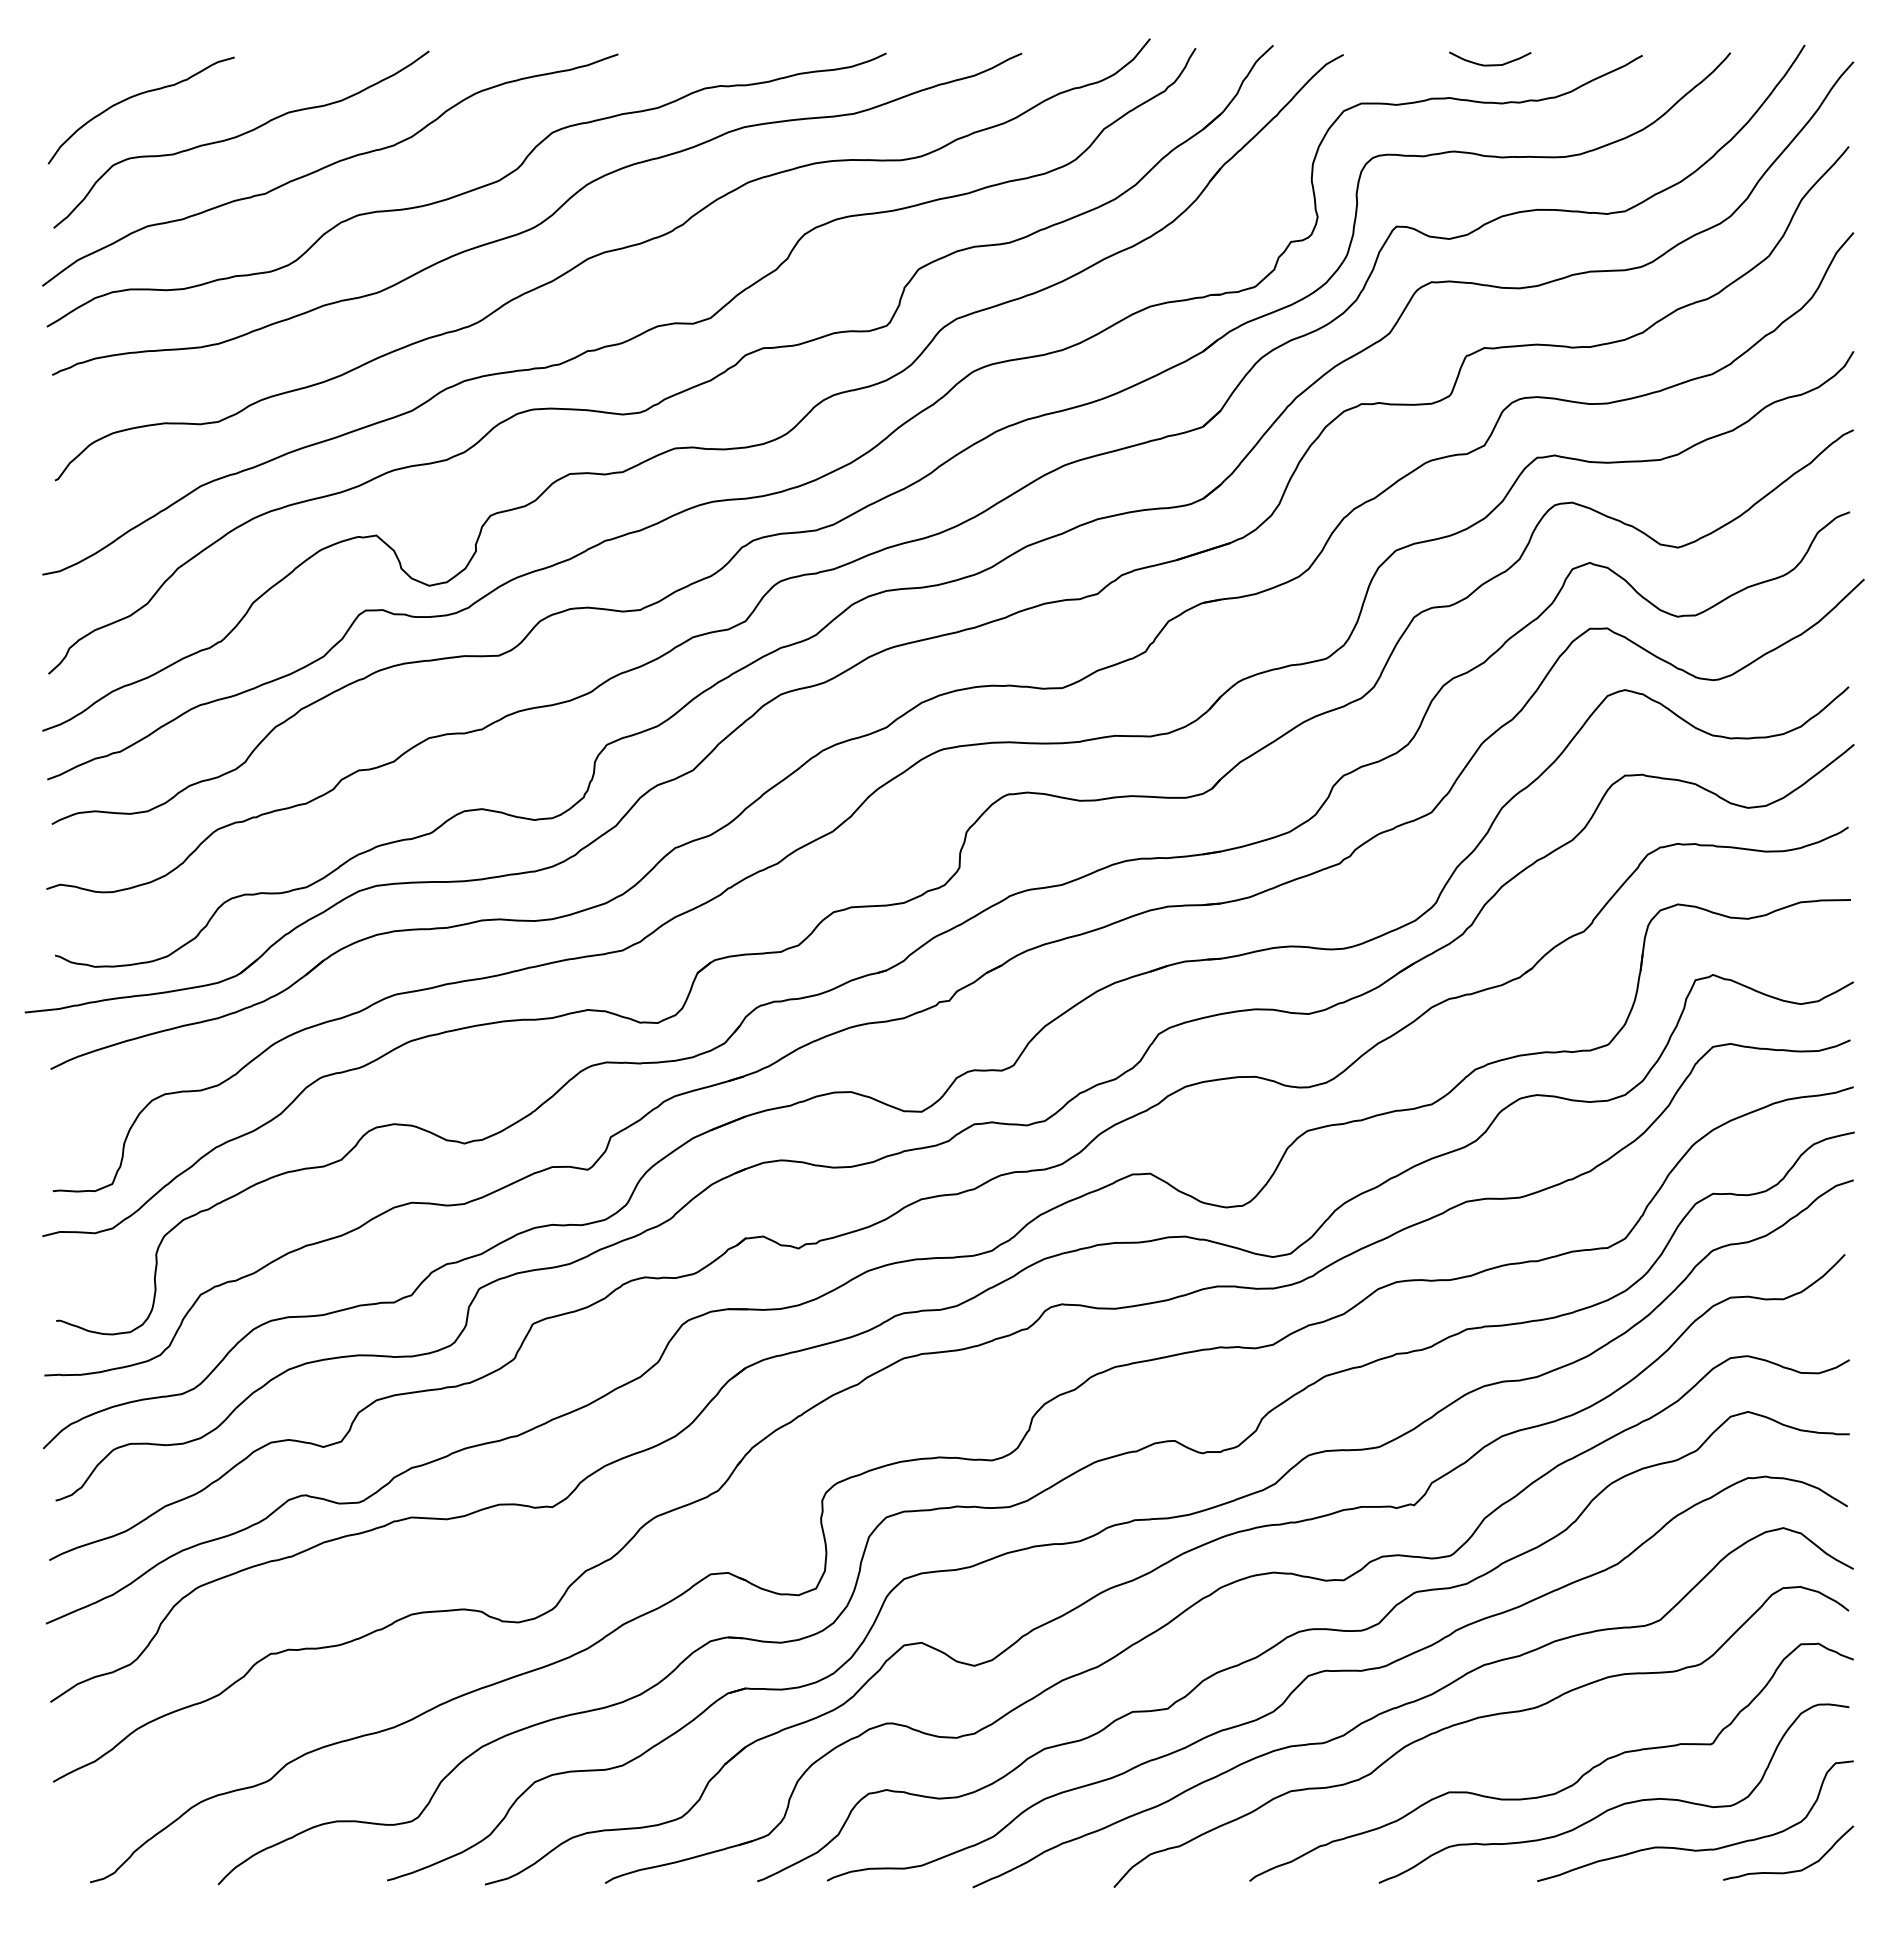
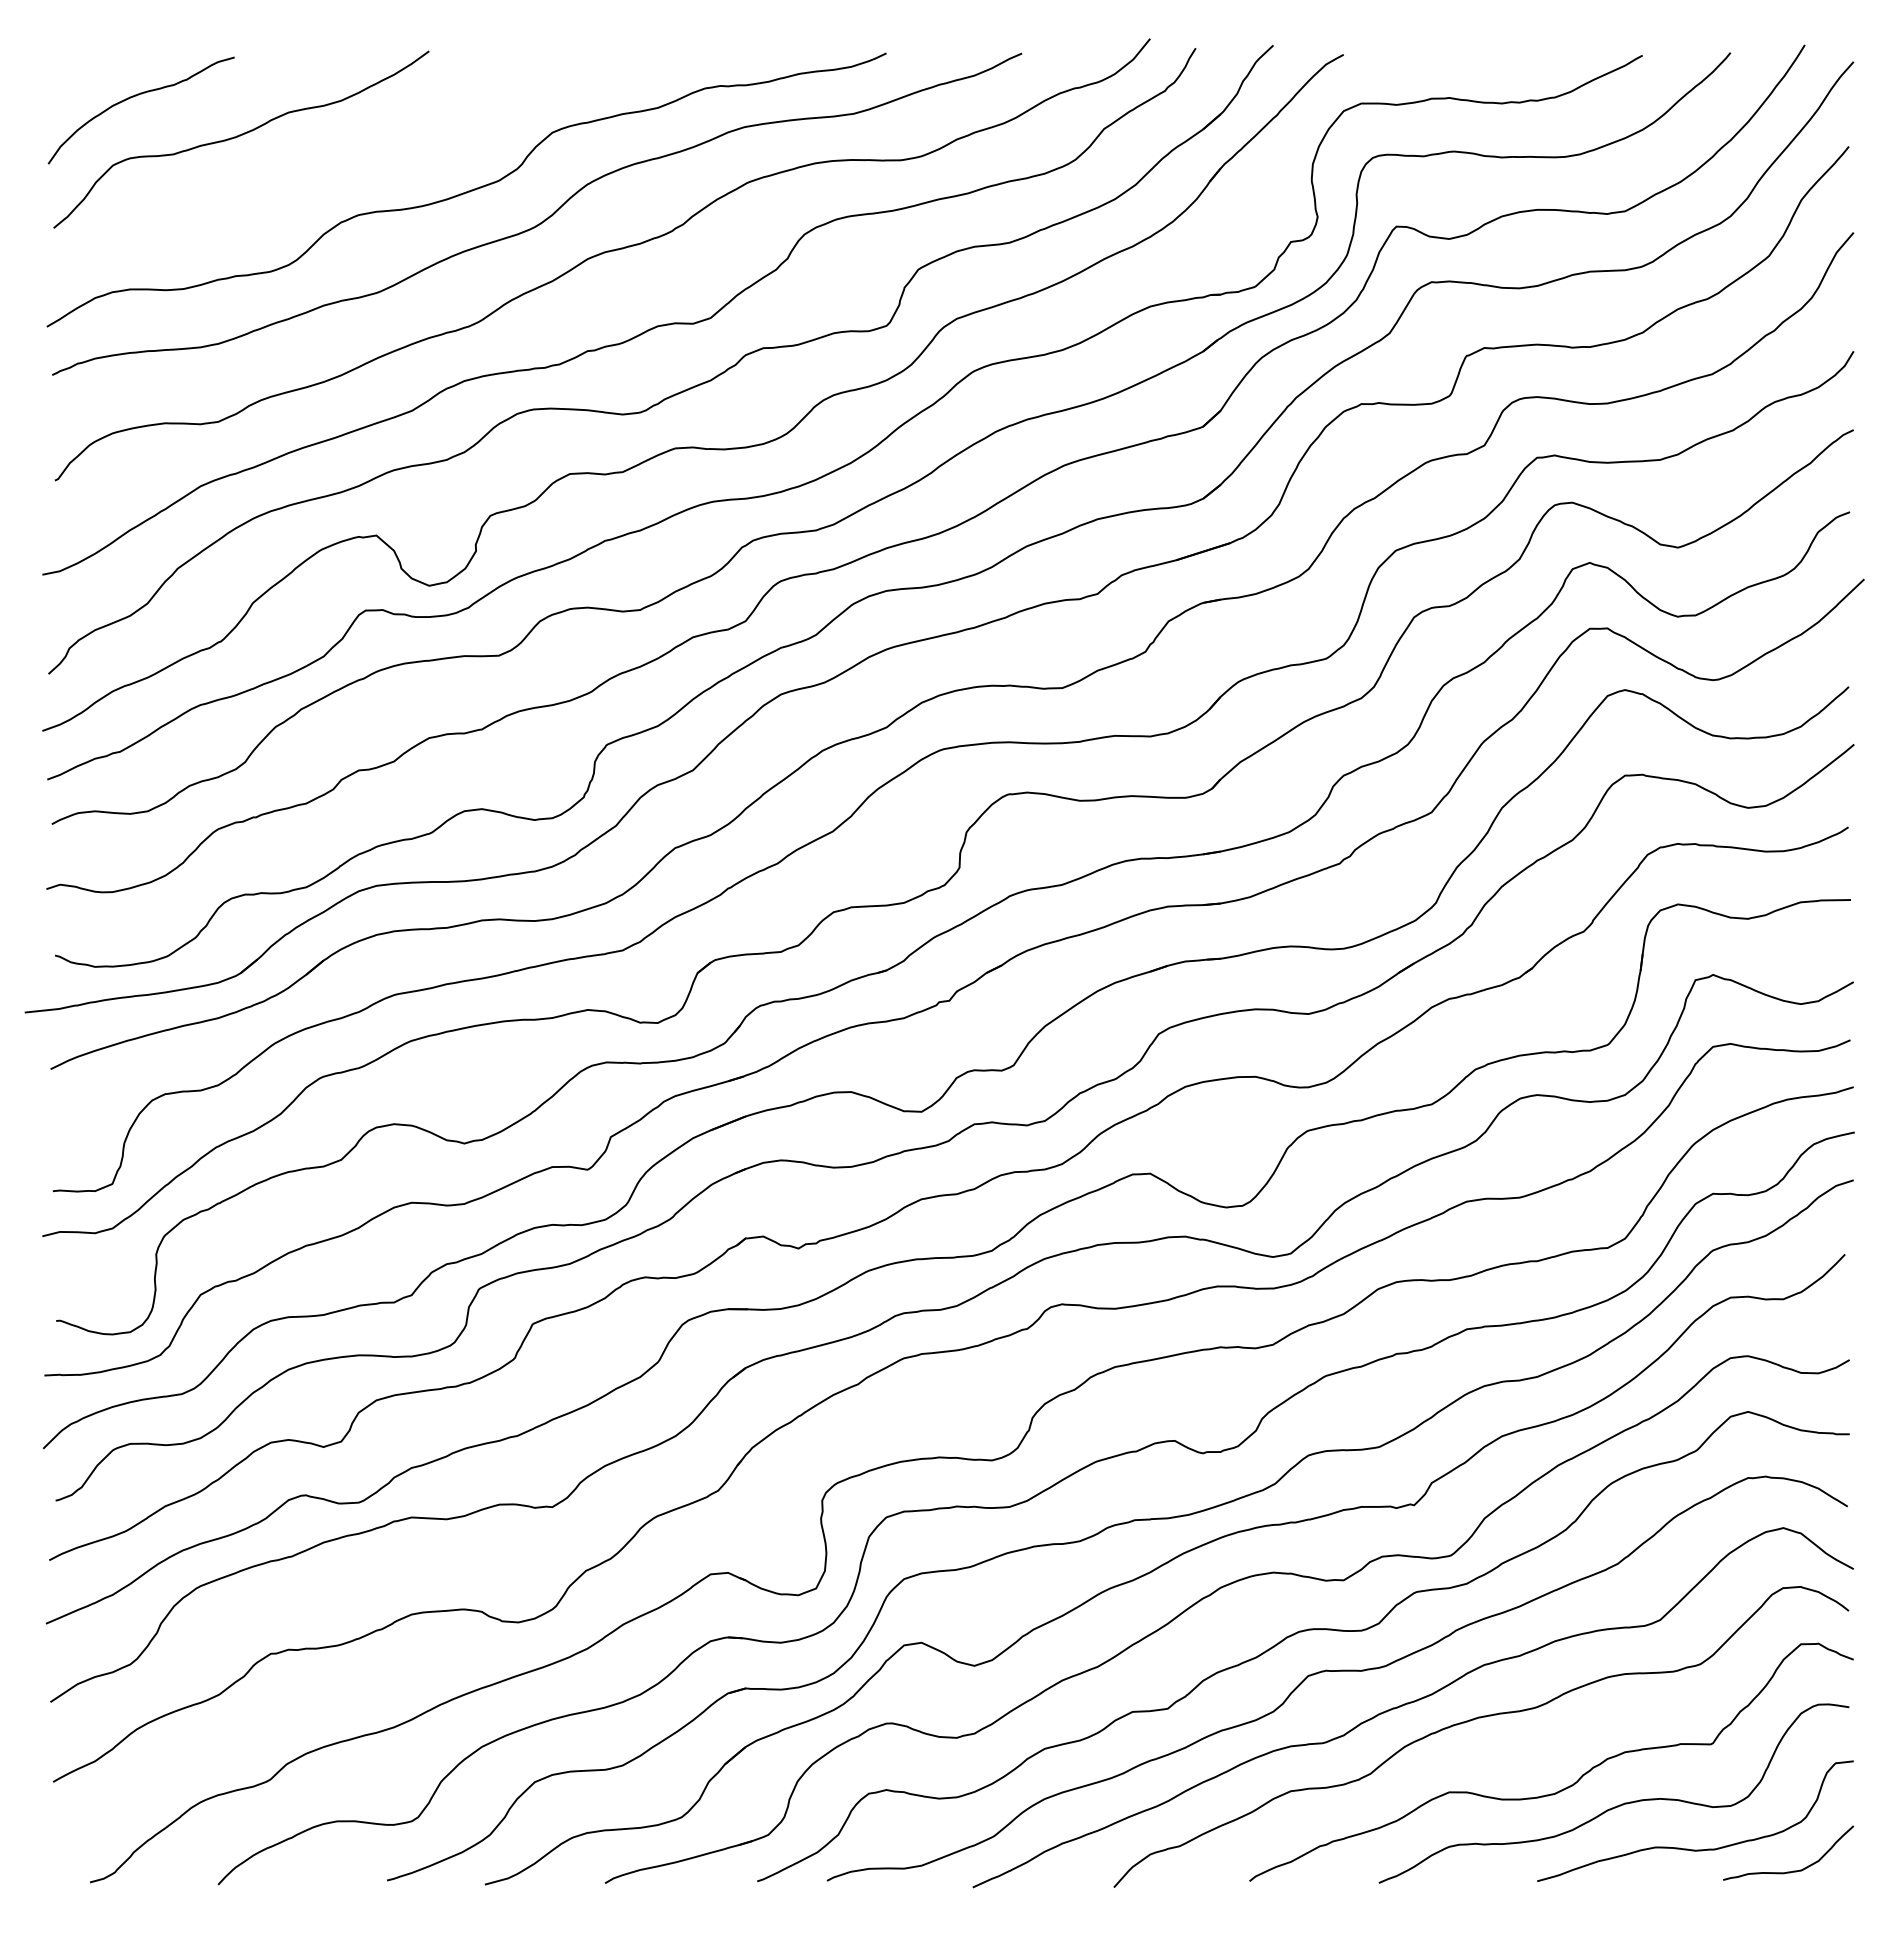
curve: present -> none (1490, 64)
curve: present -> none (329, 166)
